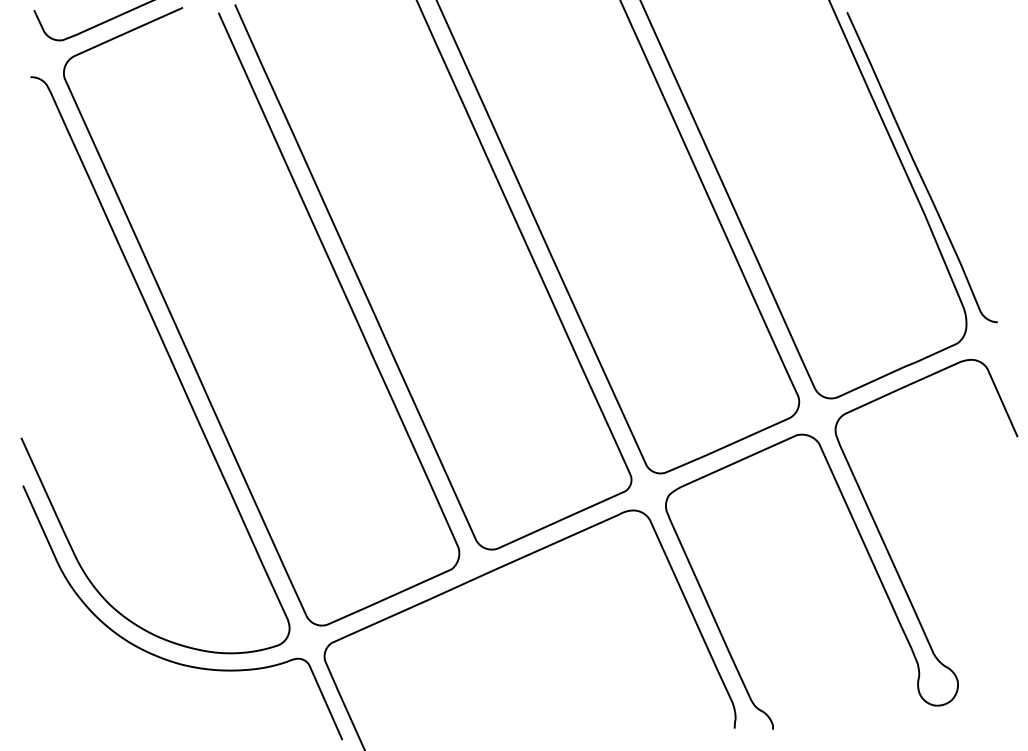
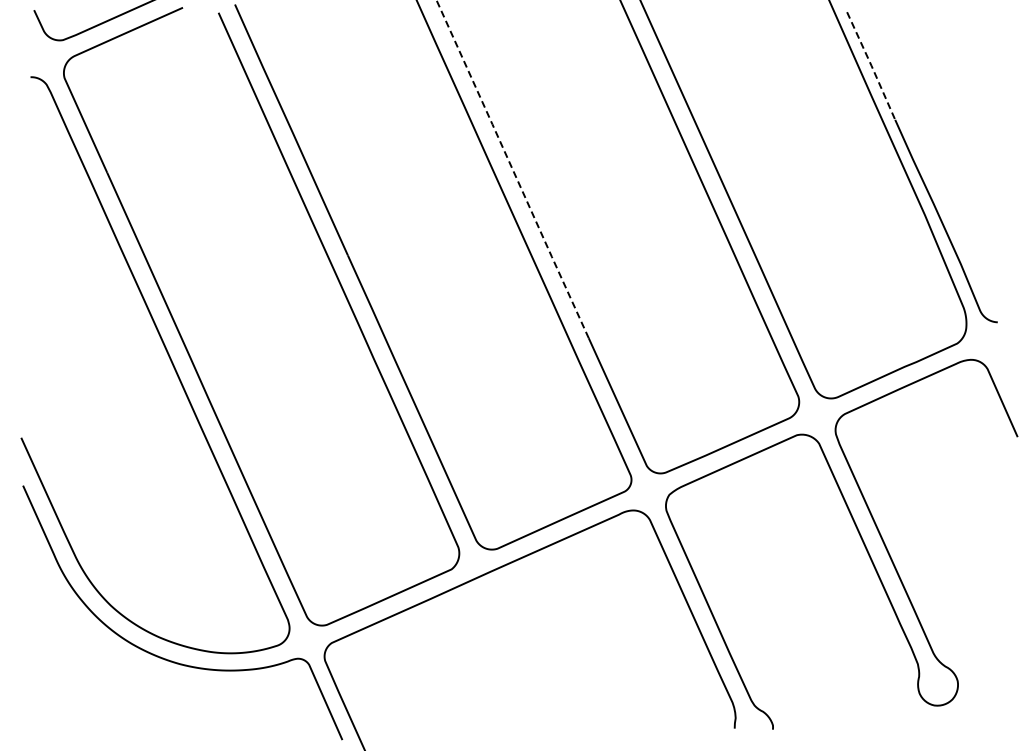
line: solid -> dashed (871, 65)
line: solid -> dashed (512, 168)
